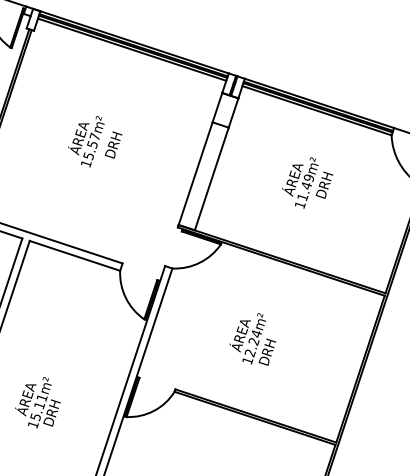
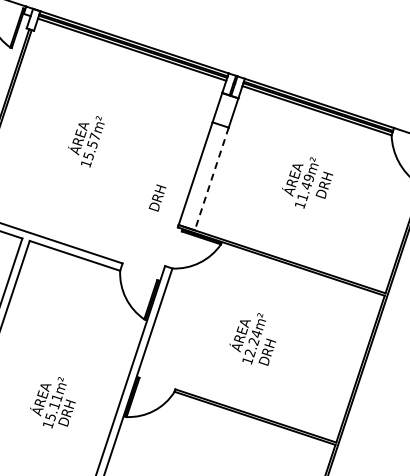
text position: (113, 144) -> (157, 197) (157, 197)
line: solid -> dashed (211, 179)
text position: (37, 402) -> (52, 402) (52, 402)
